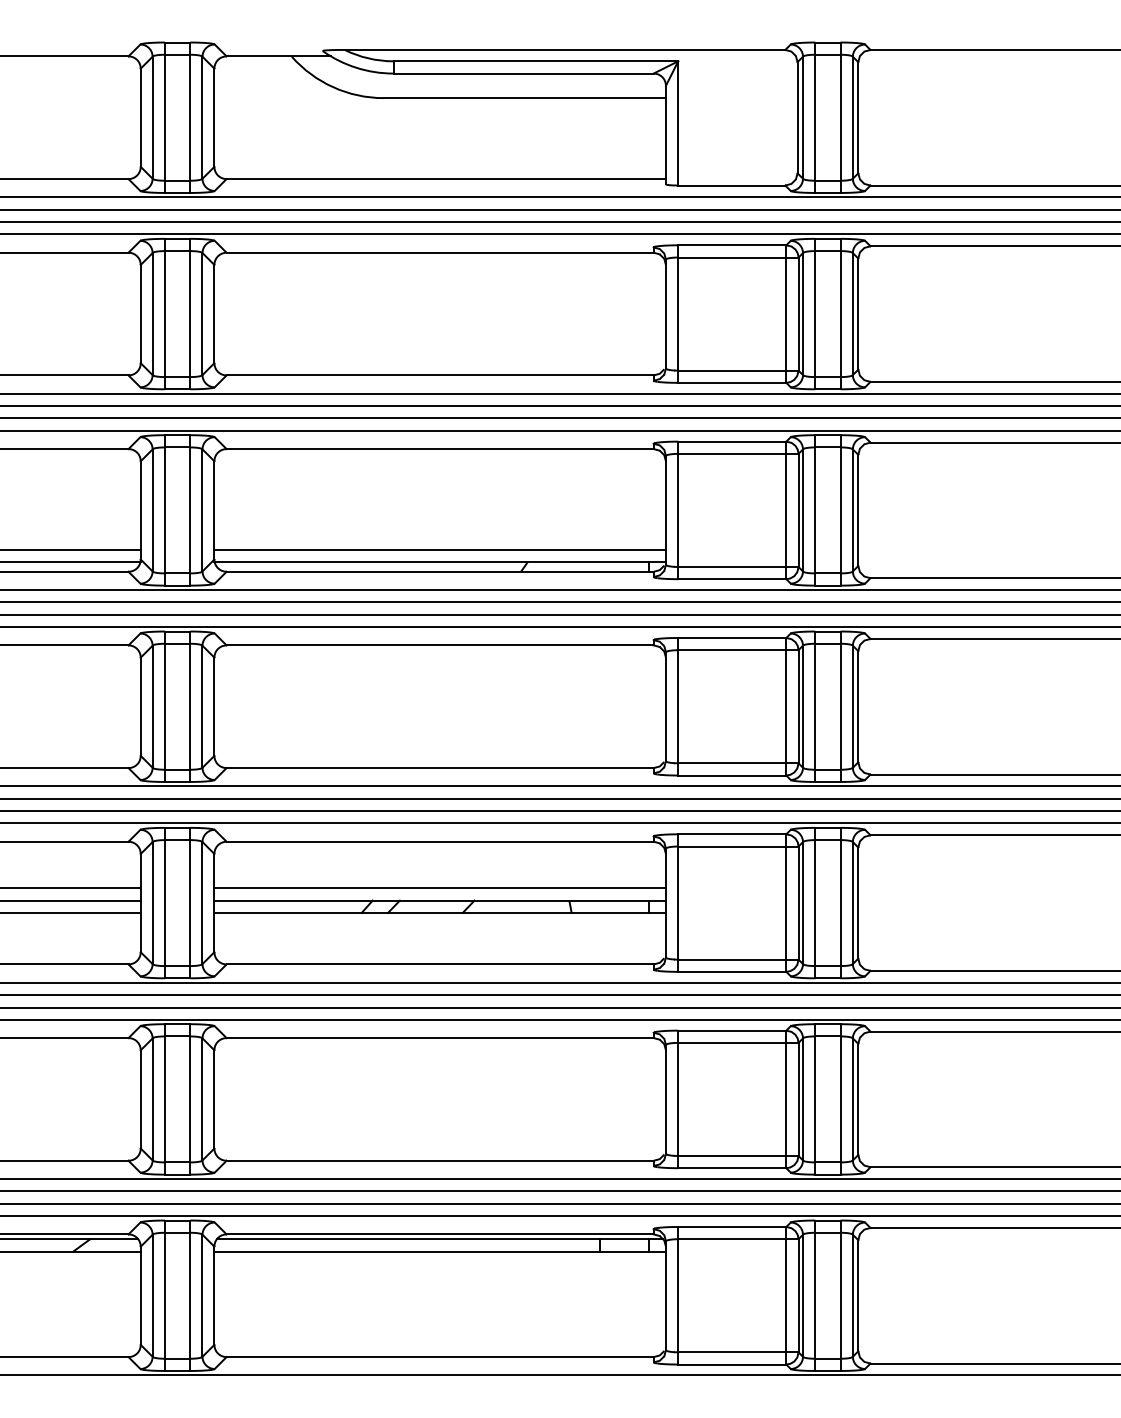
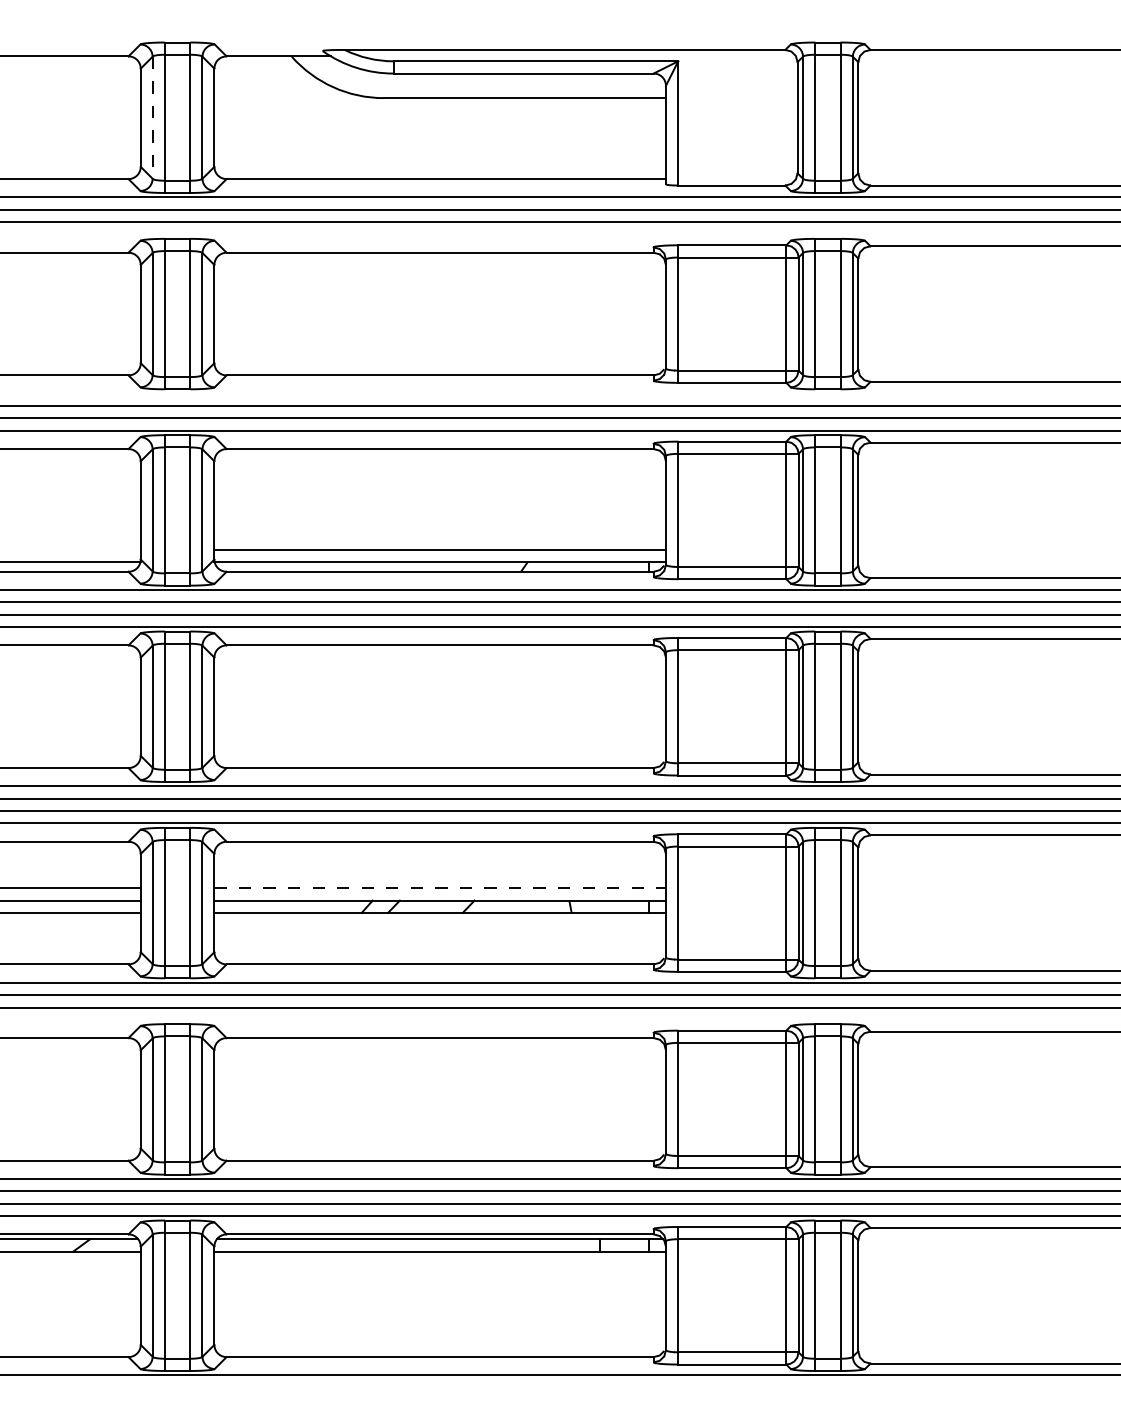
line: solid -> dashed (152, 118)
line: present -> none (559, 234)
line: present -> none (559, 393)
line: present -> none (71, 549)
line: solid -> dashed (440, 888)
line: present -> none (559, 1019)
